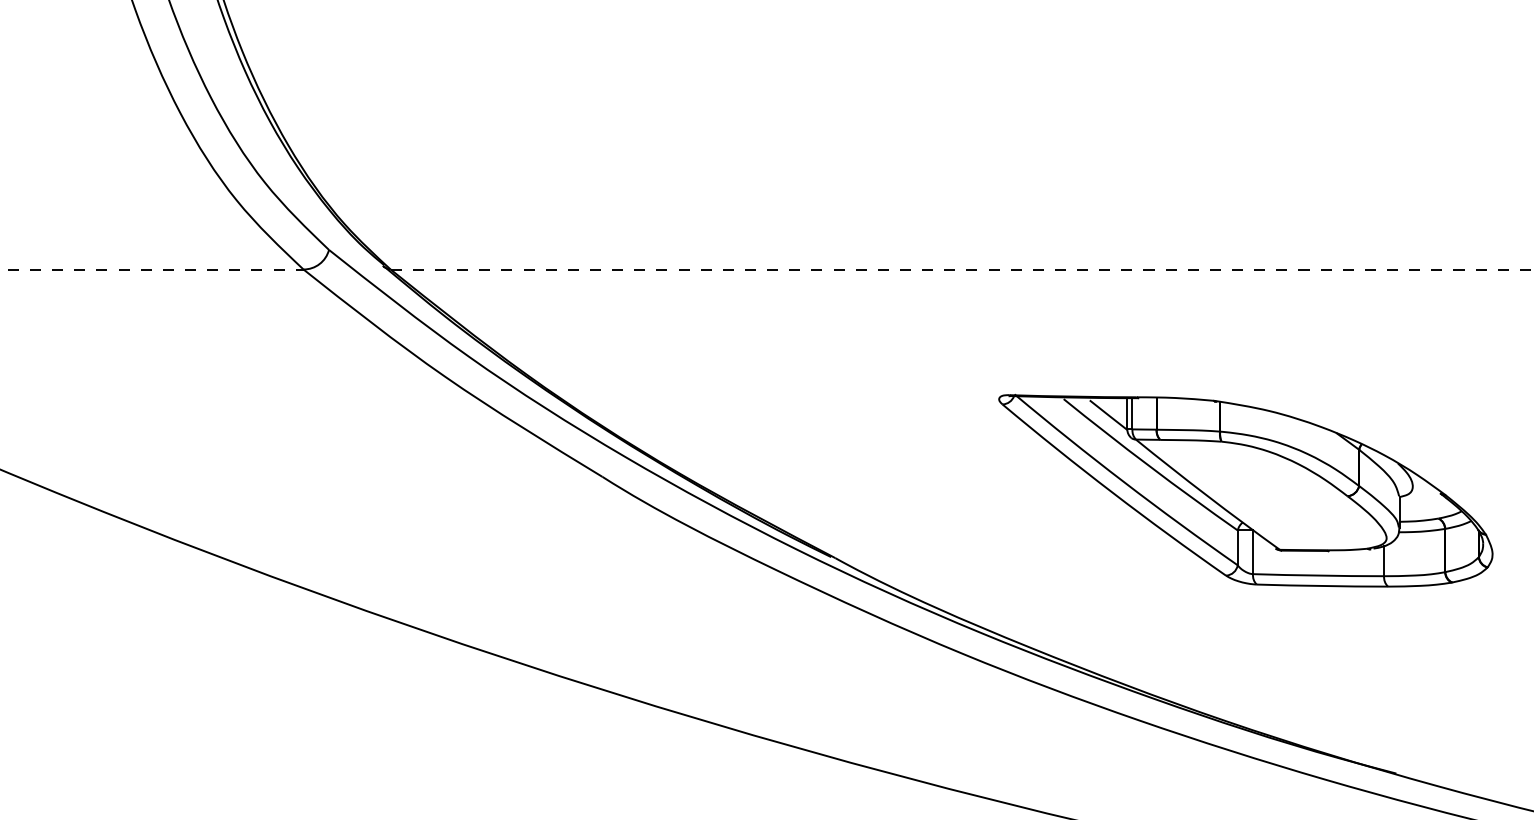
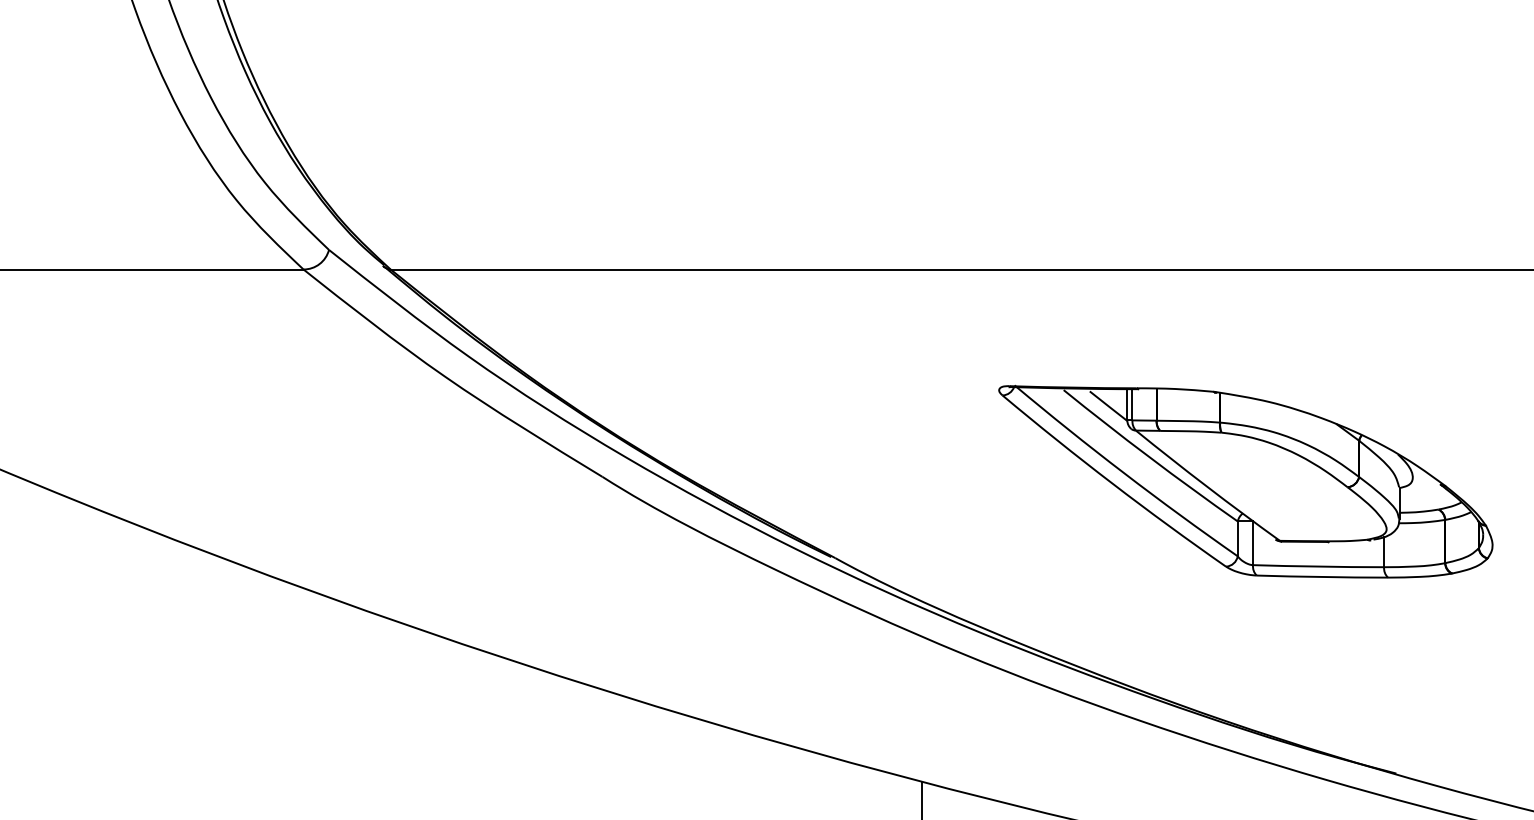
line: dashed -> solid (152, 269)
line: dashed -> solid (962, 269)
part position: (1245, 490) -> (1245, 481) (1245, 481)
line: none -> present (921, 798)
